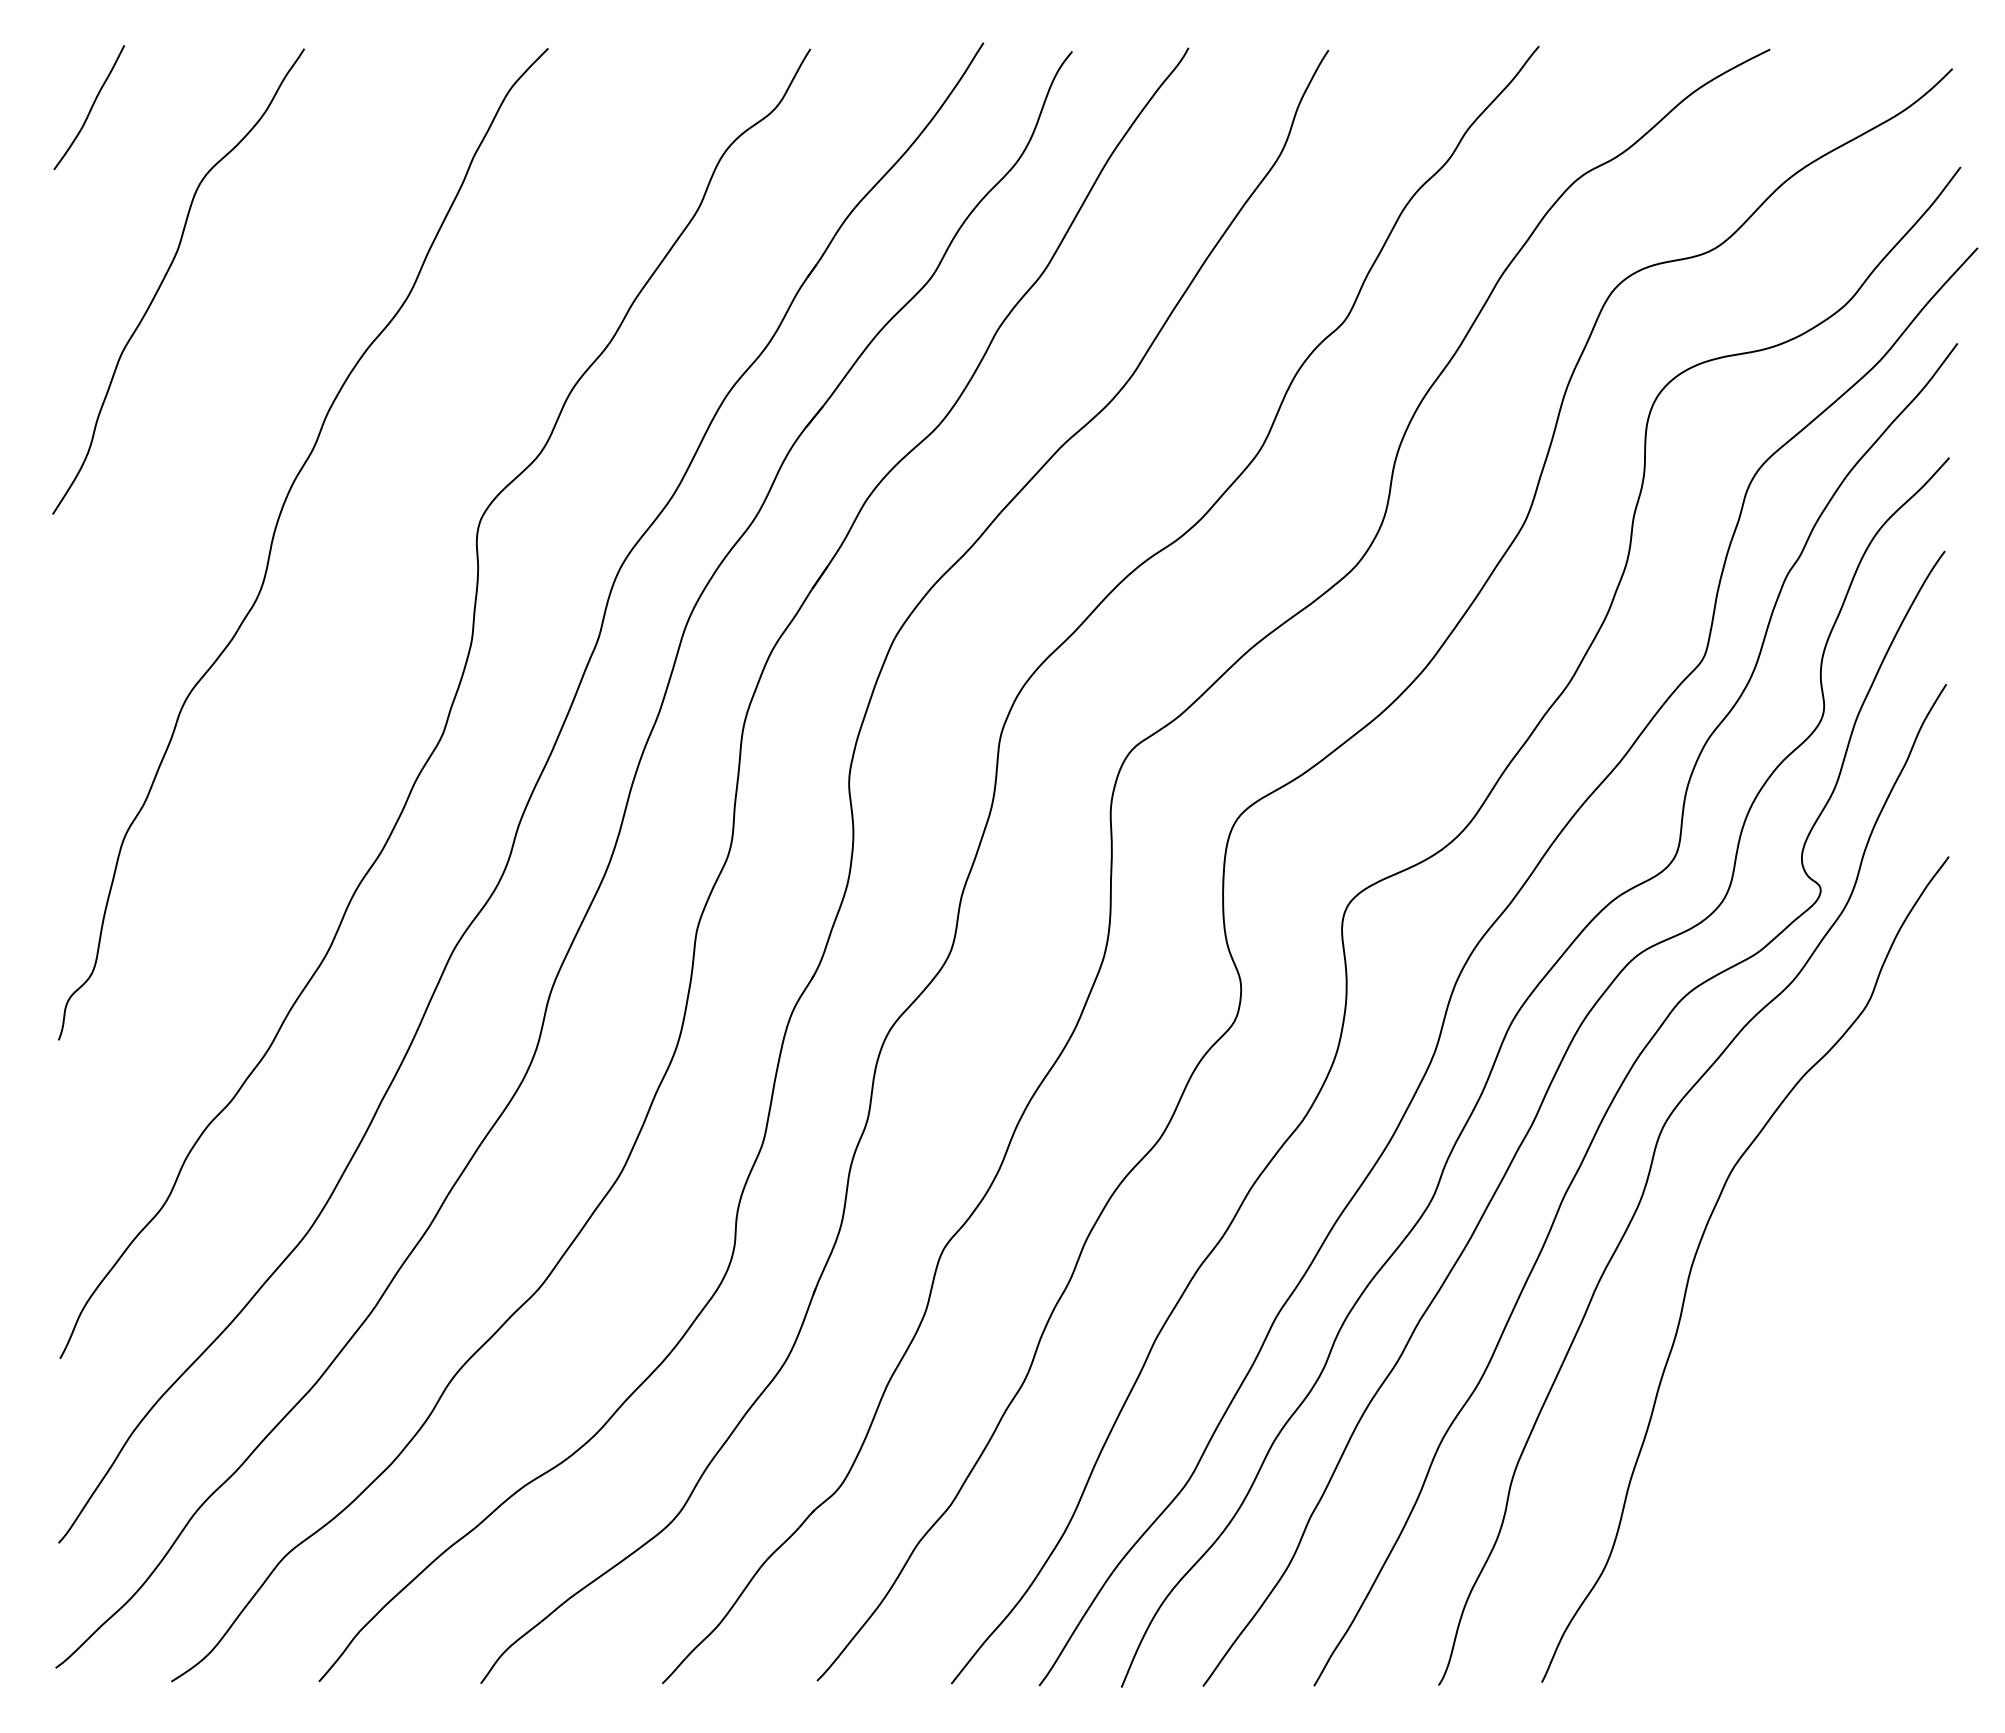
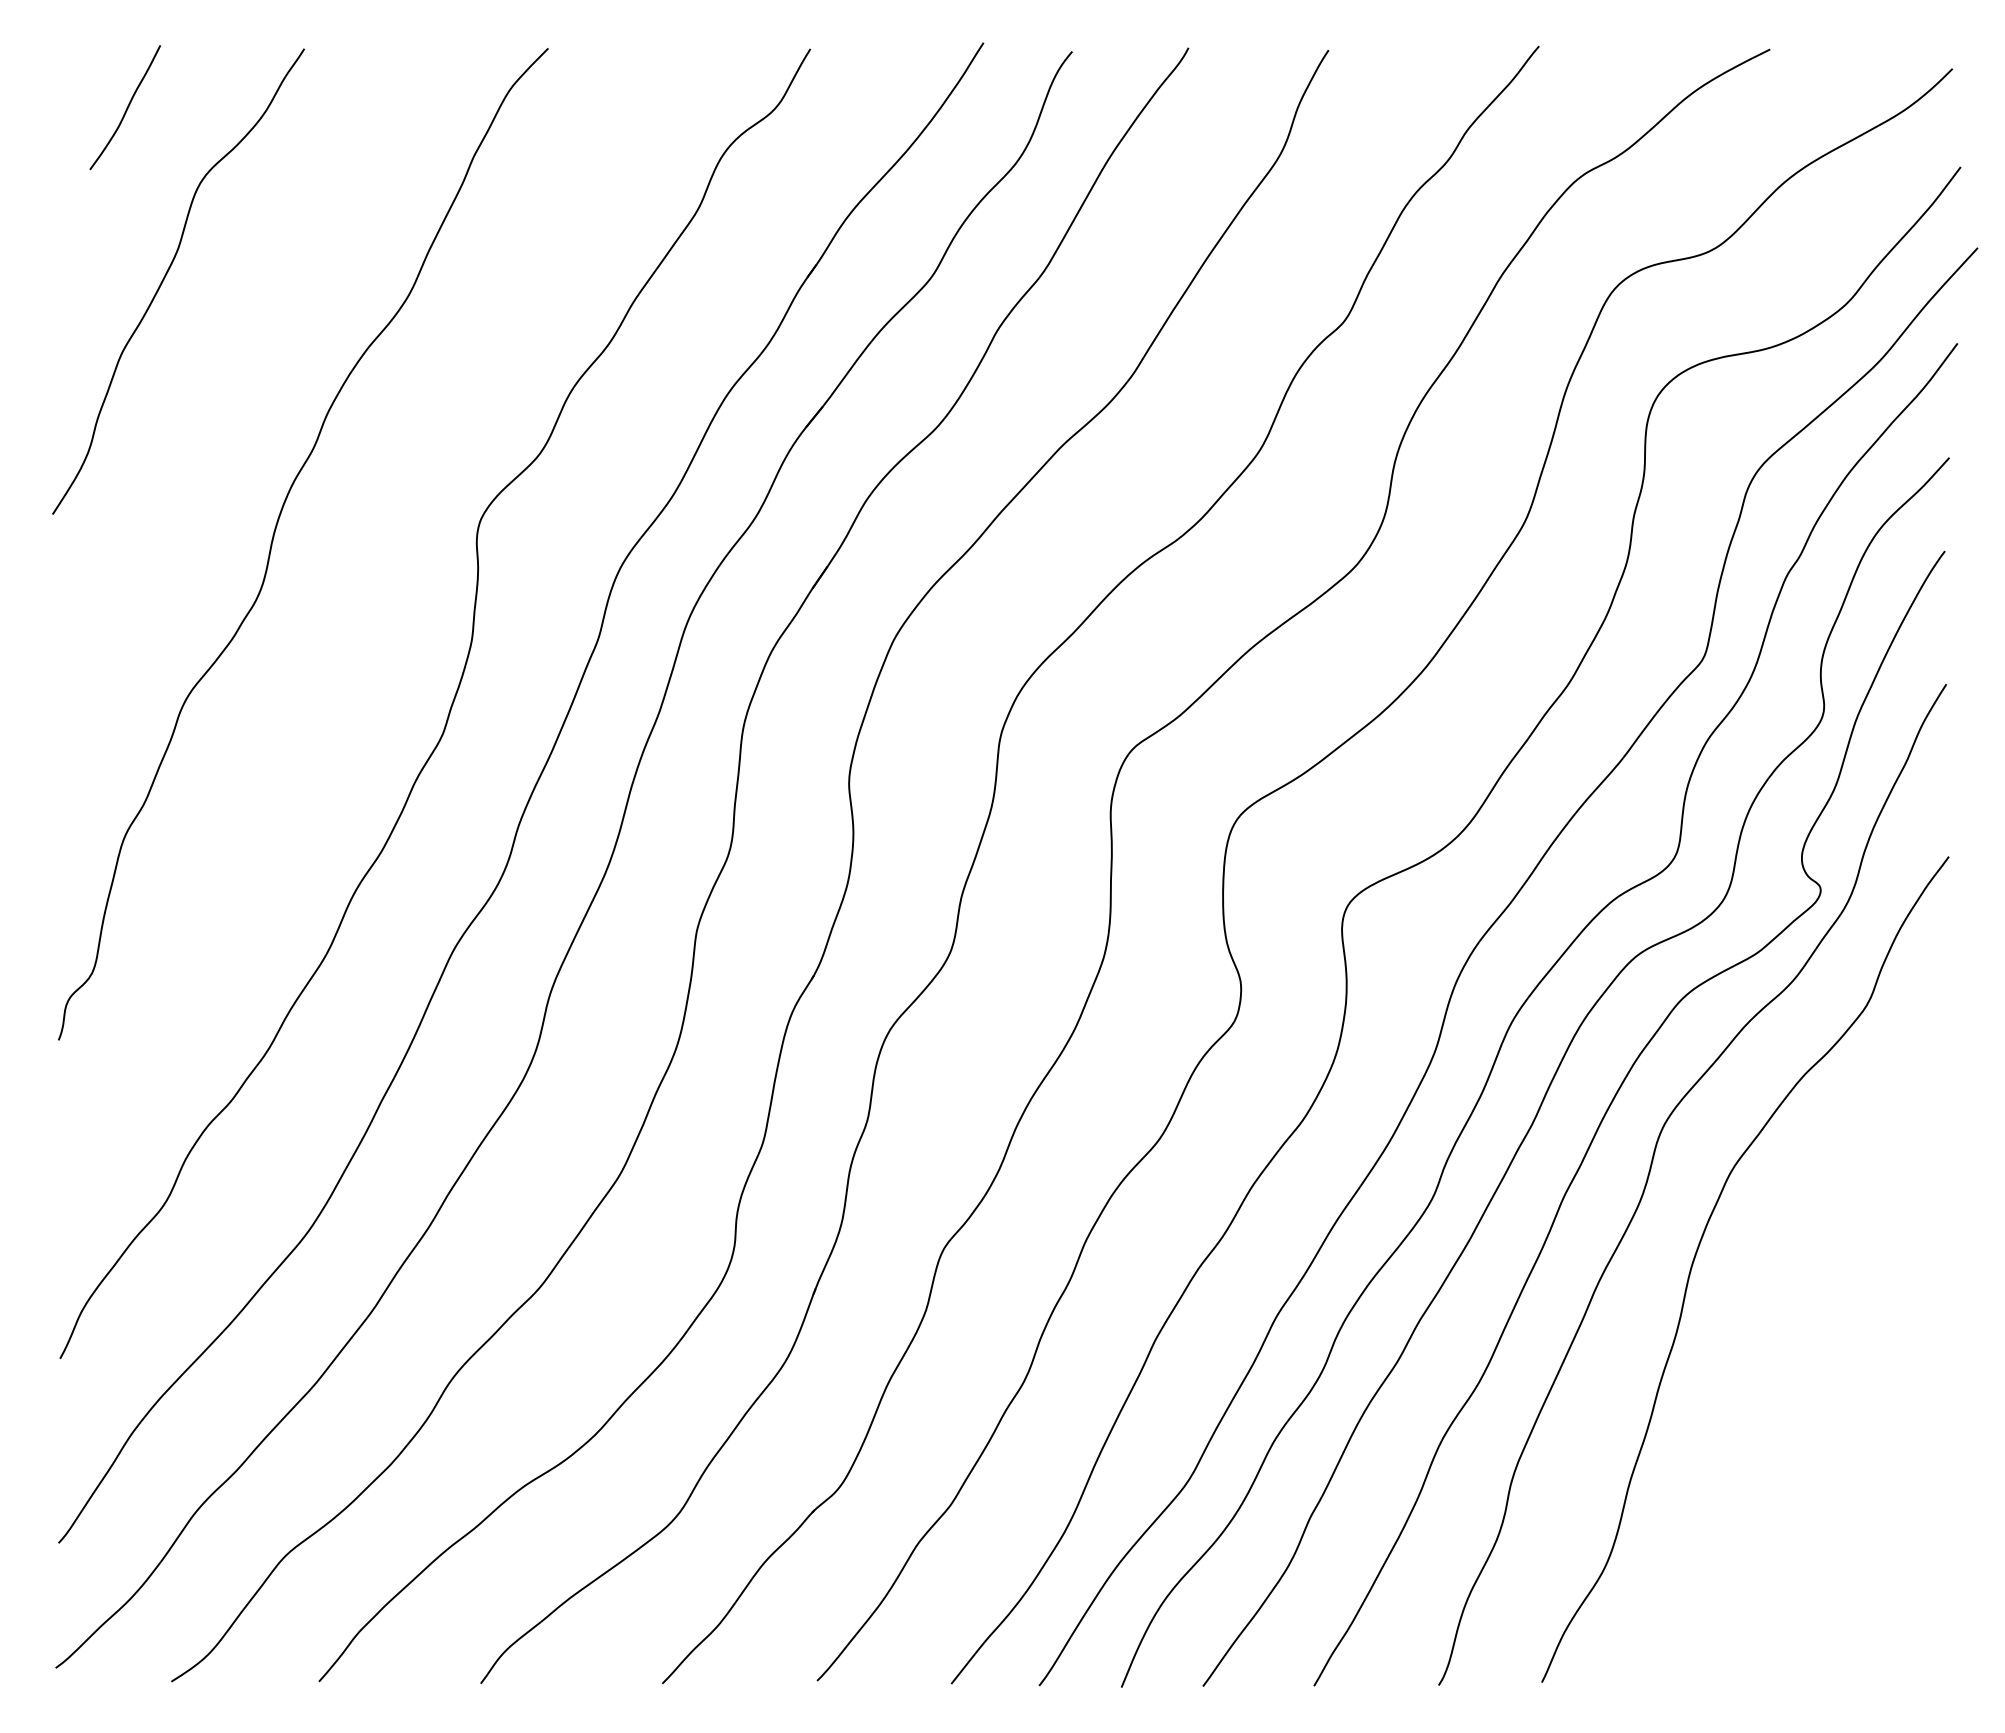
curve position: (90, 107) -> (126, 107) (126, 107)
